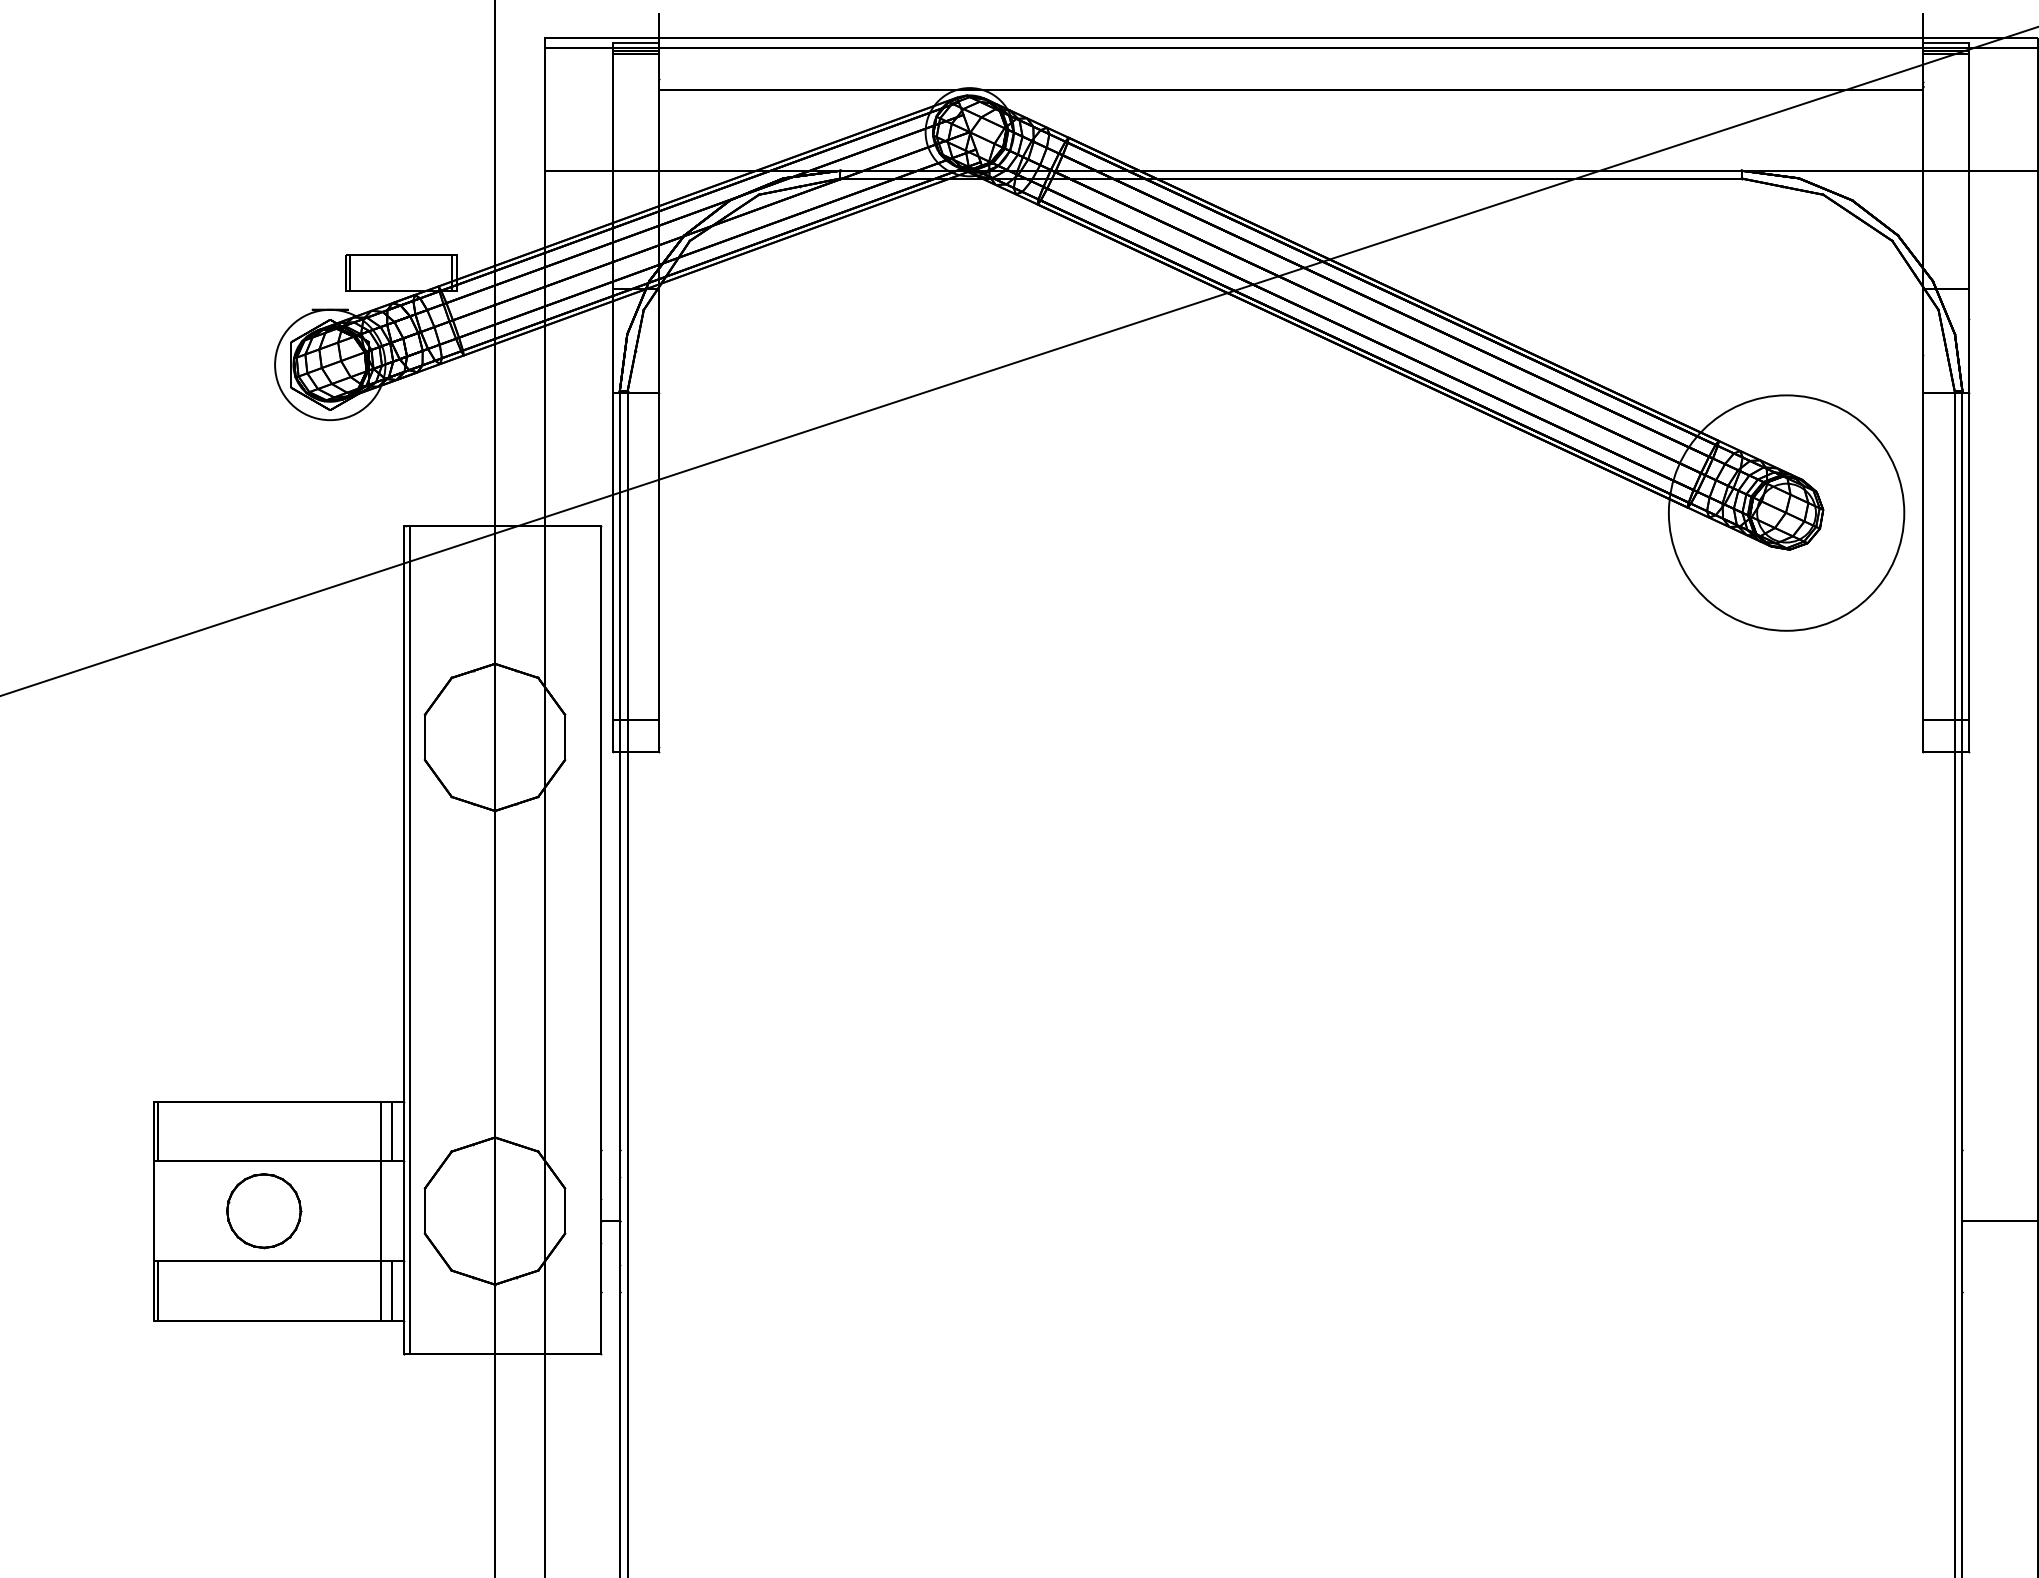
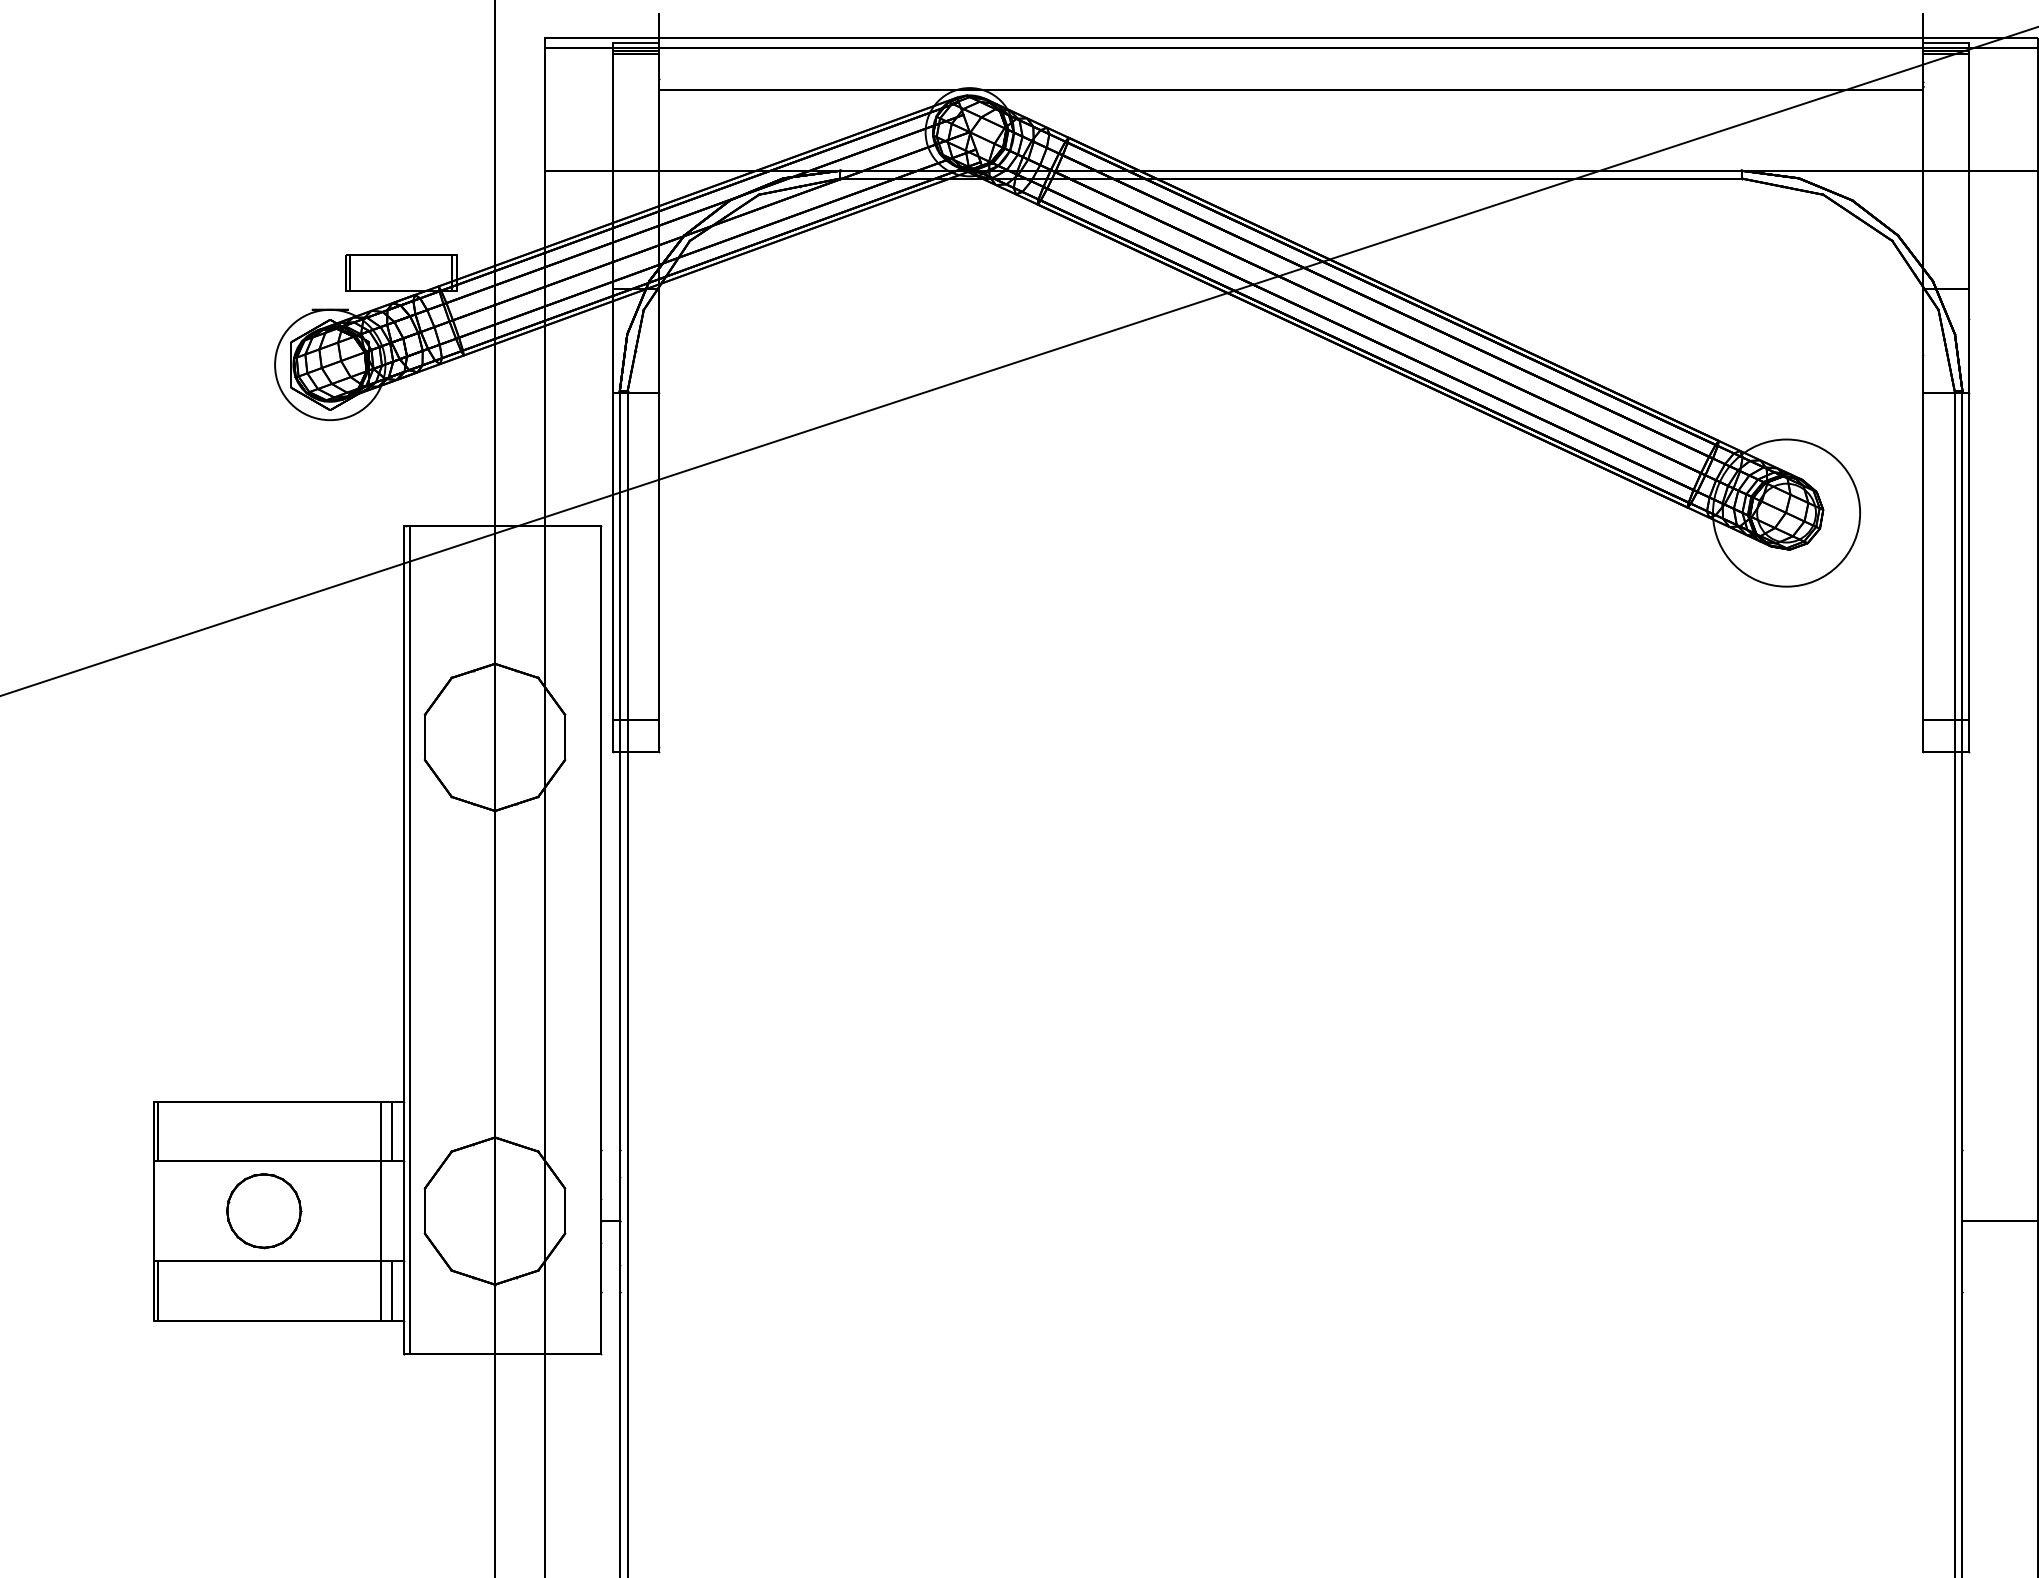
circle diameter: 235 px -> 147 px (1786, 512)
